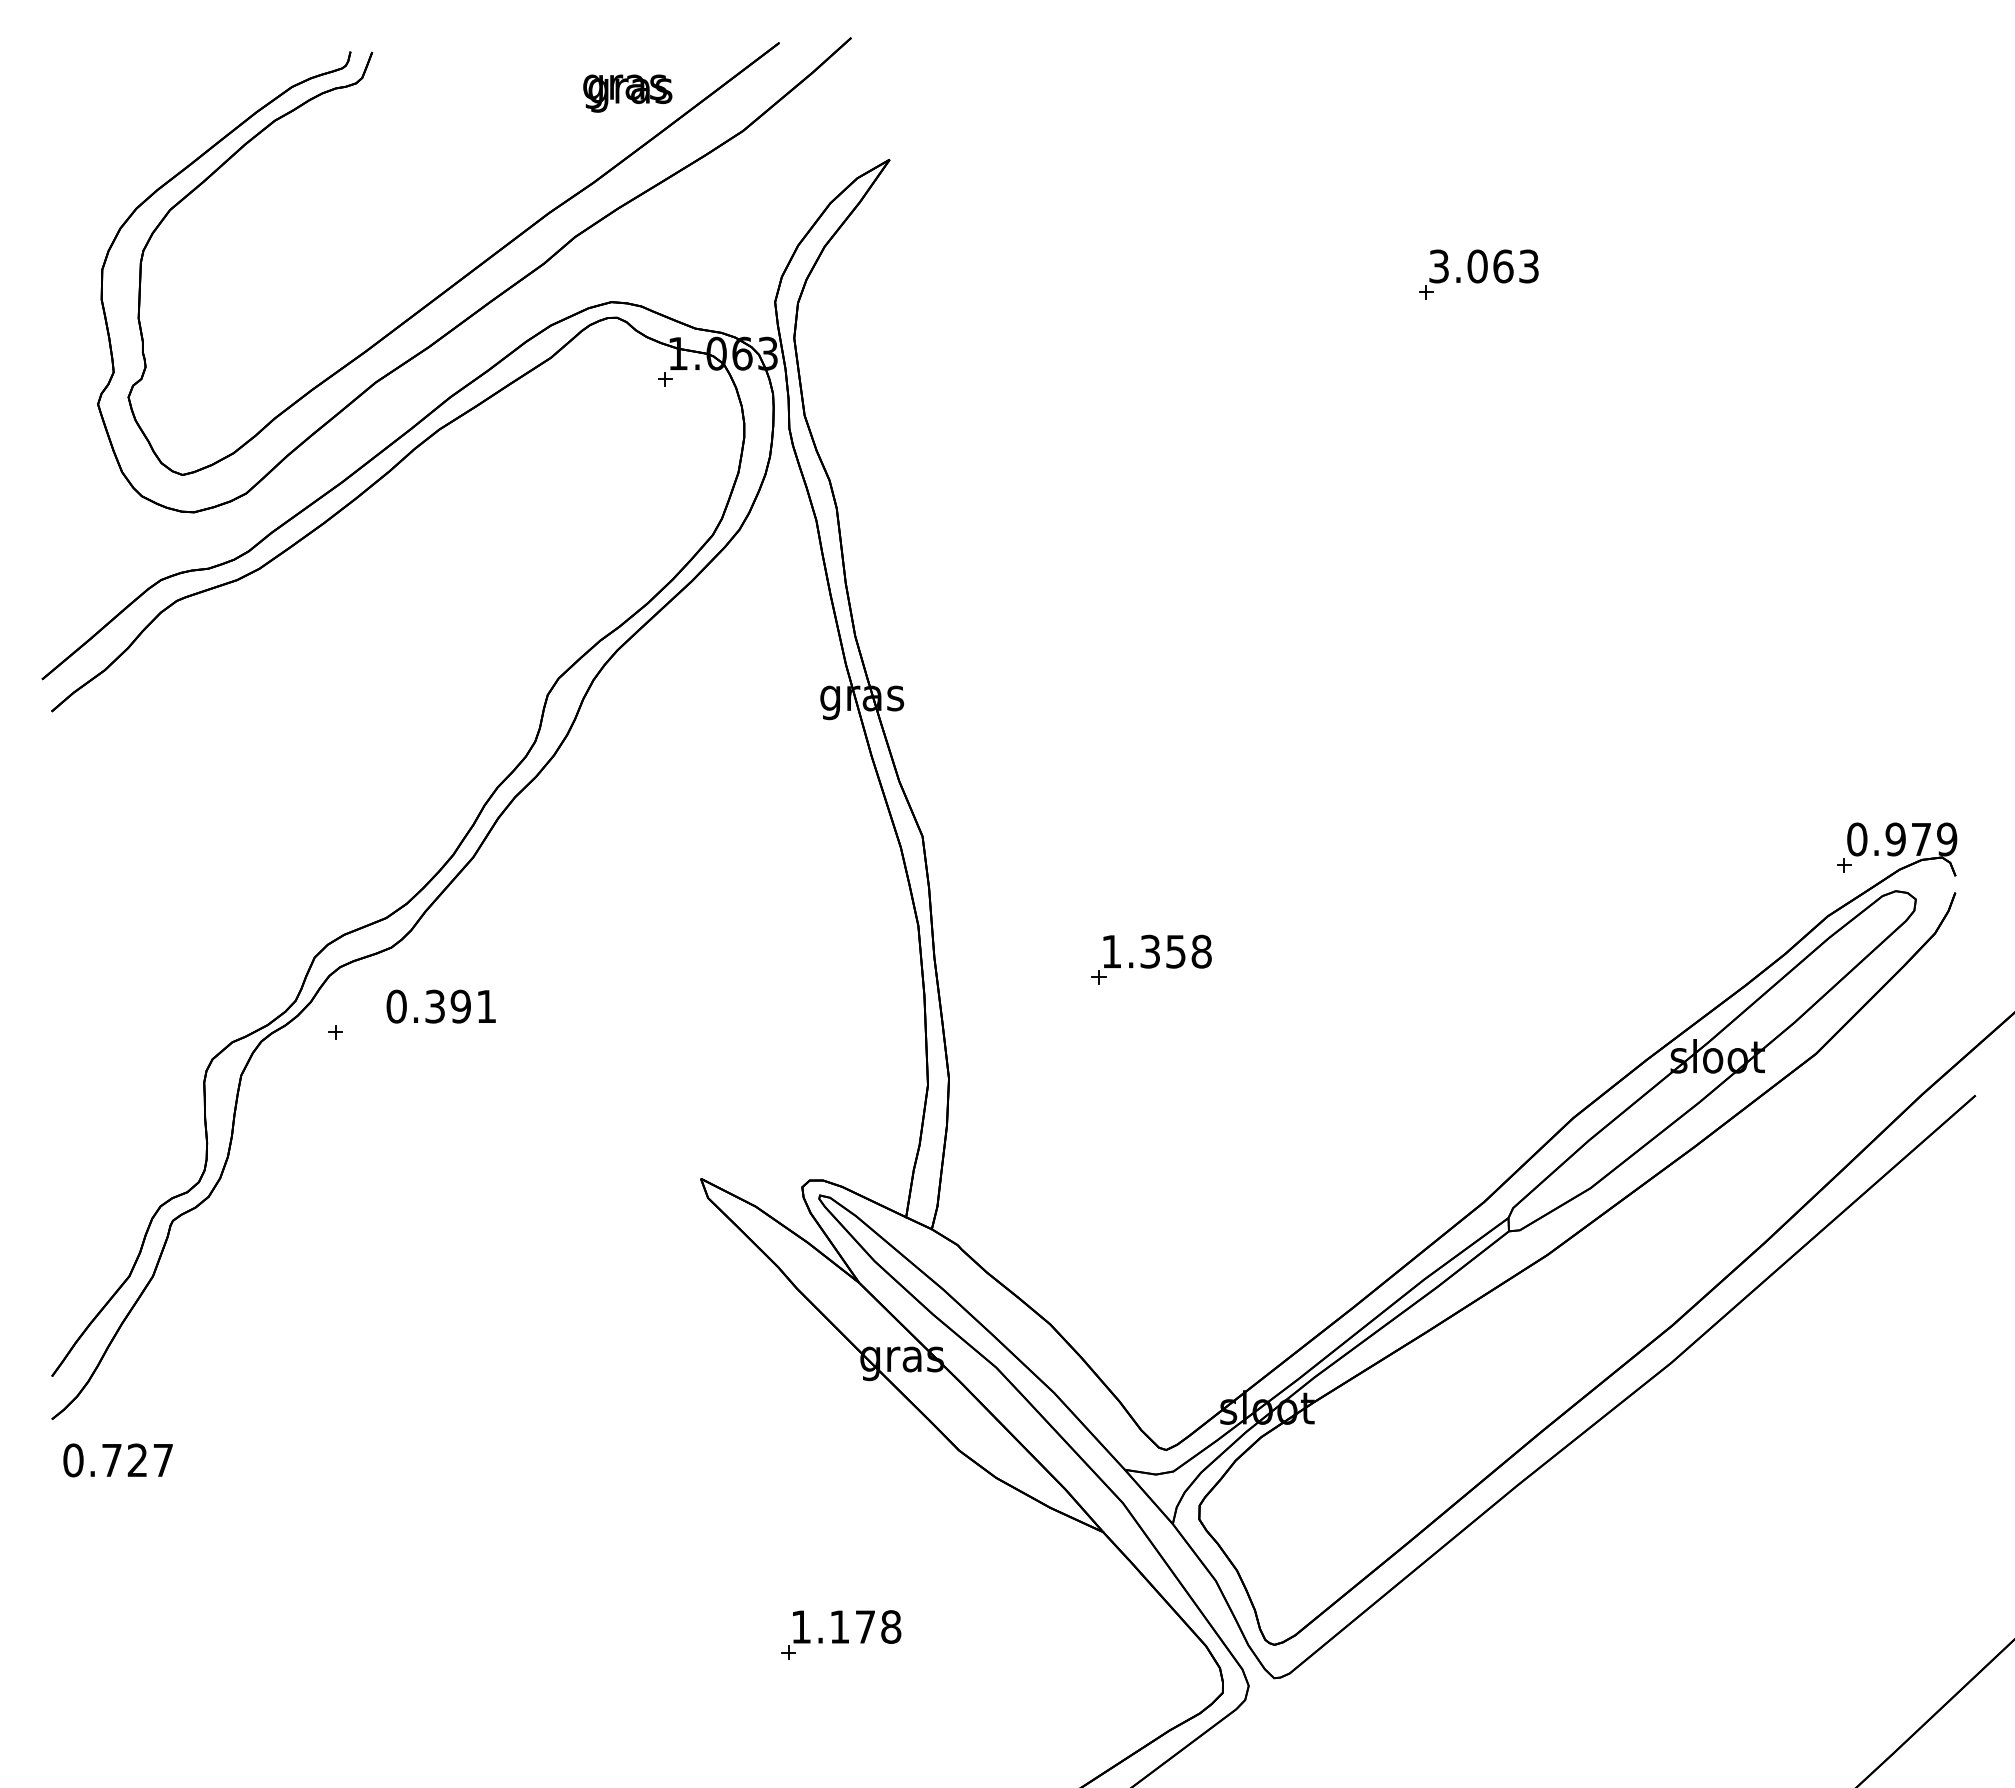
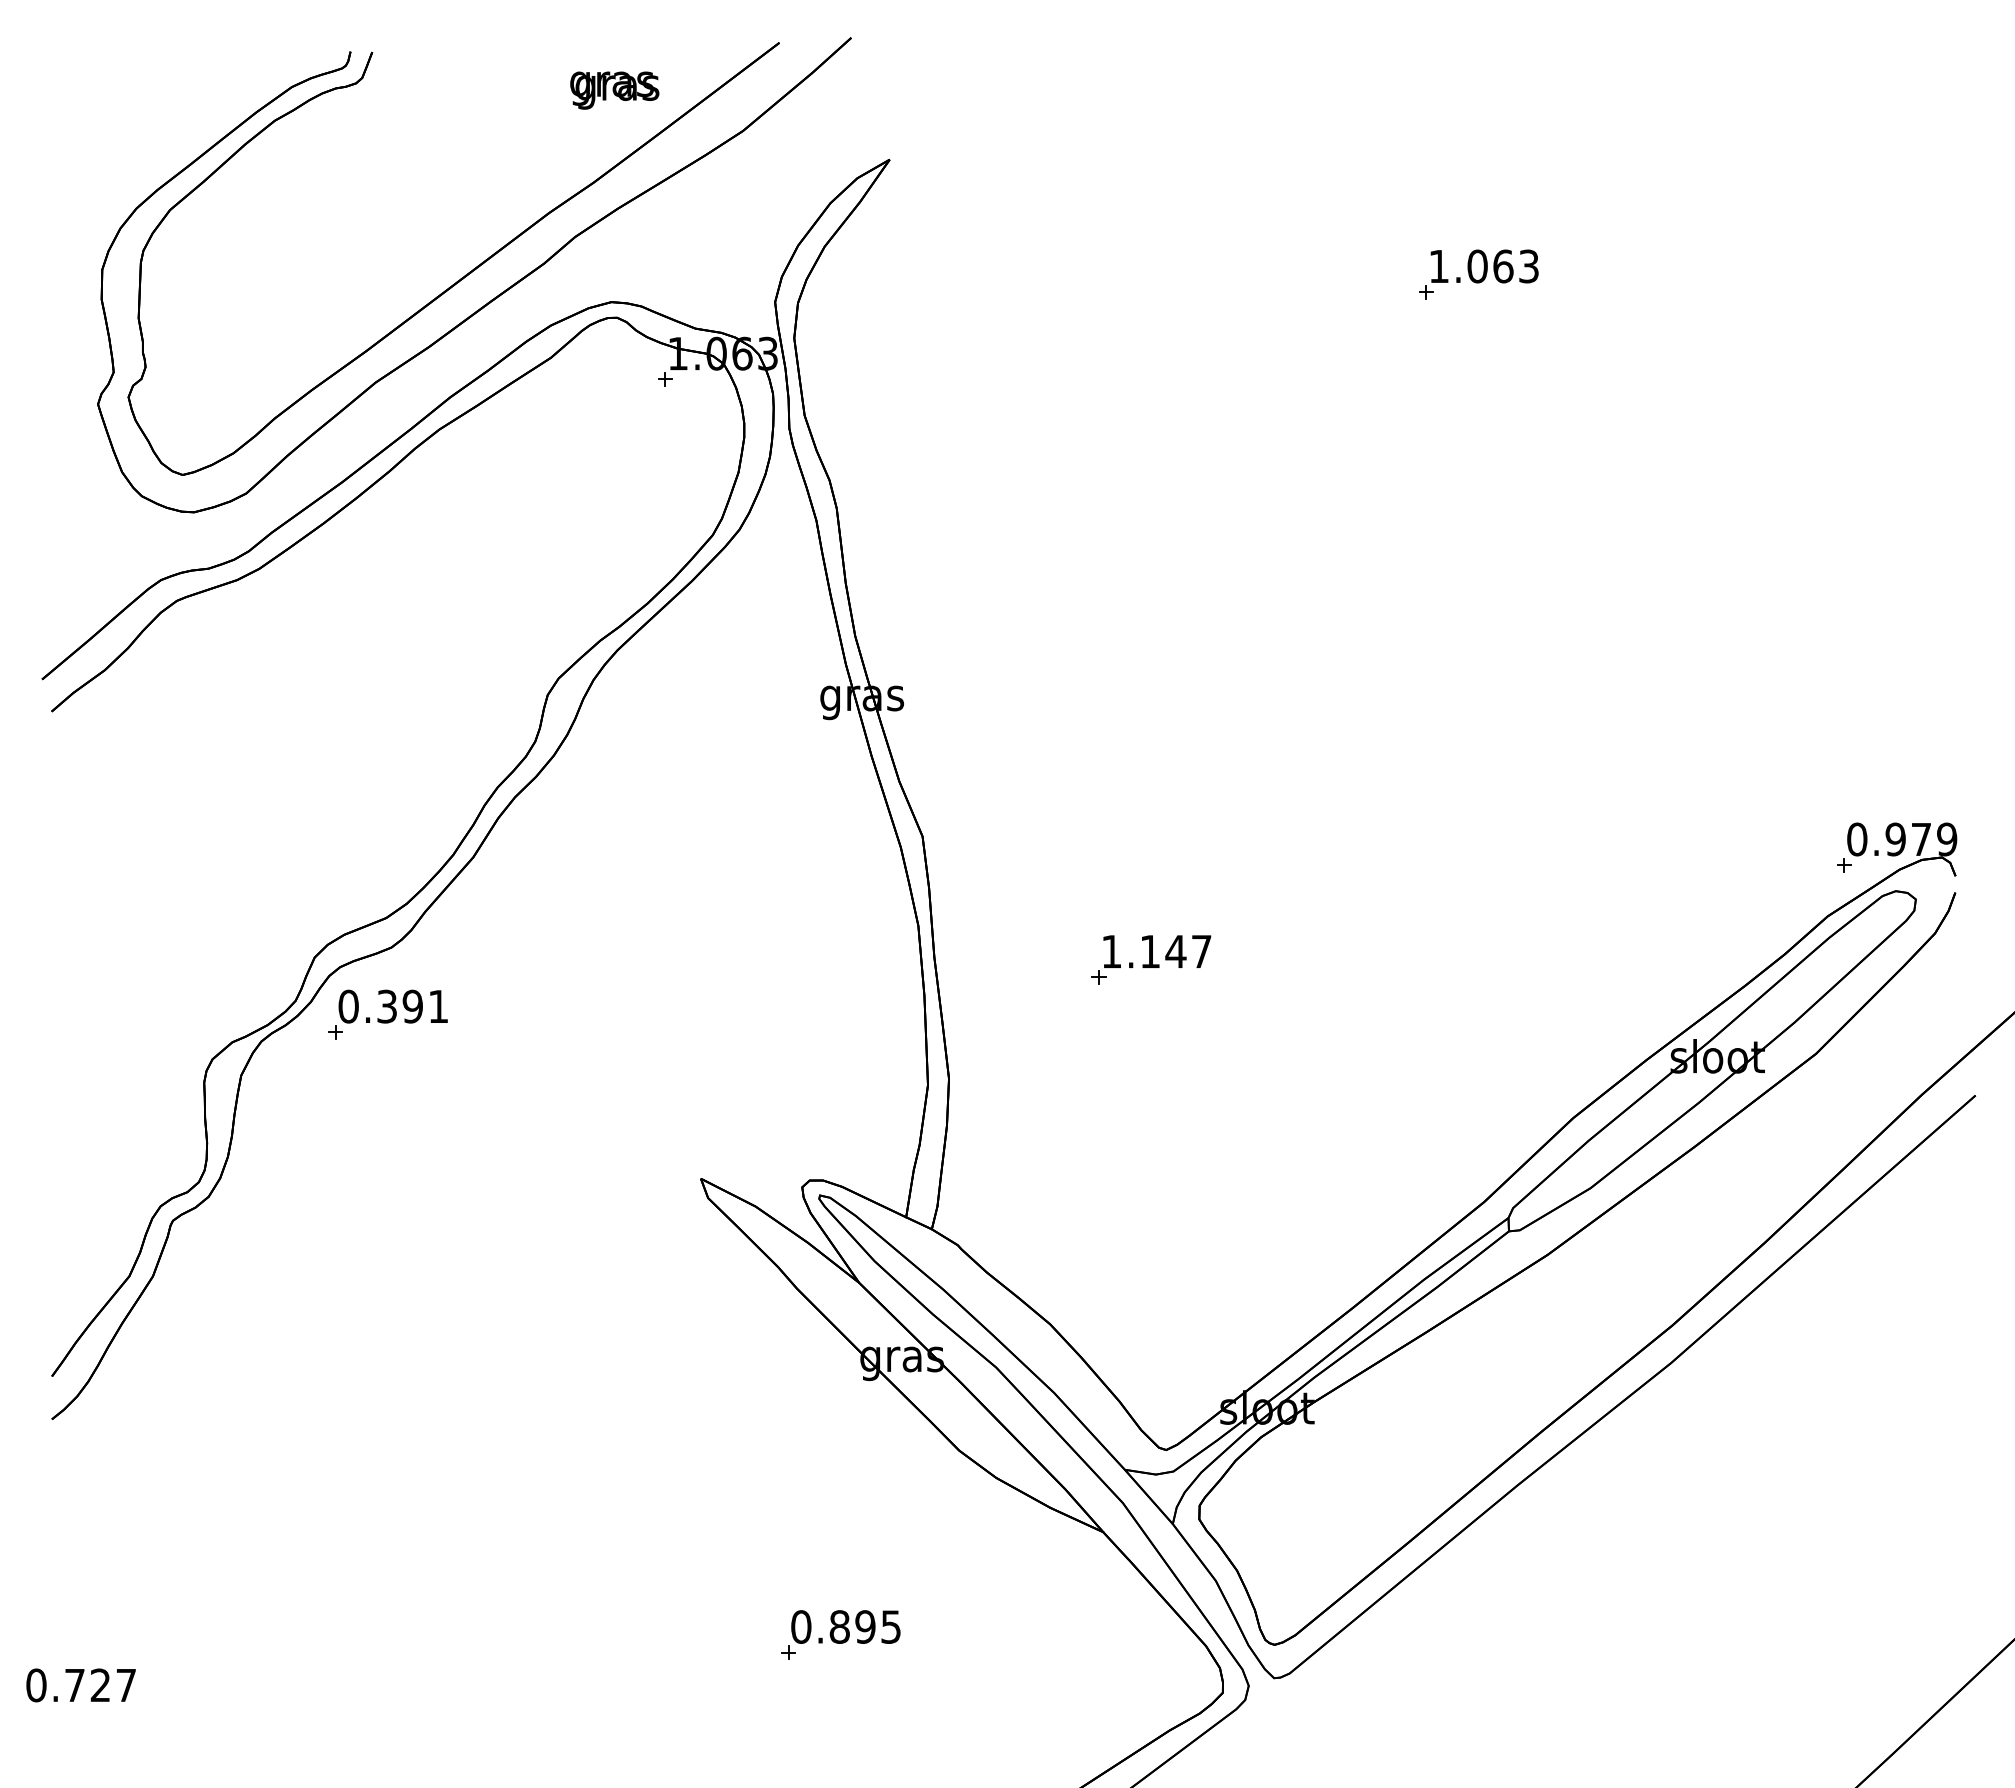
text position: (627, 93) -> (614, 90) (614, 90)
text: 3.063 -> 1.063 (1438, 266)
text: 1.358 -> 1.147 (1175, 951)
text position: (440, 1006) -> (392, 1006) (392, 1006)
text position: (117, 1460) -> (80, 1685) (80, 1685)
text: 1.178 -> 0.895 (846, 1626)
